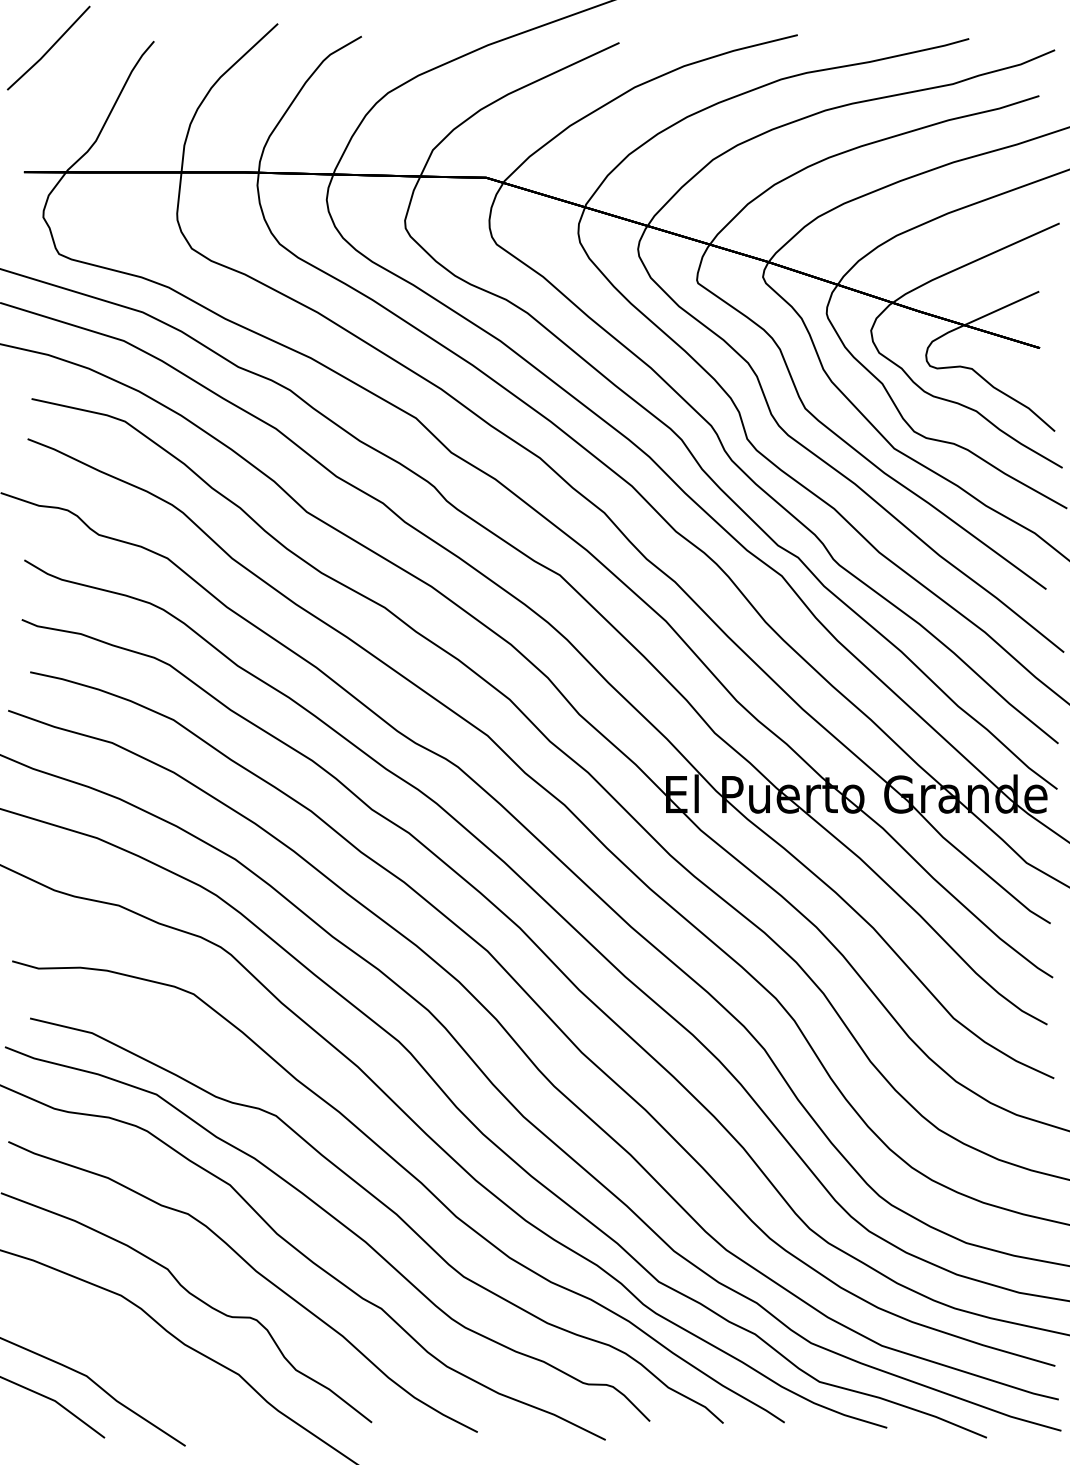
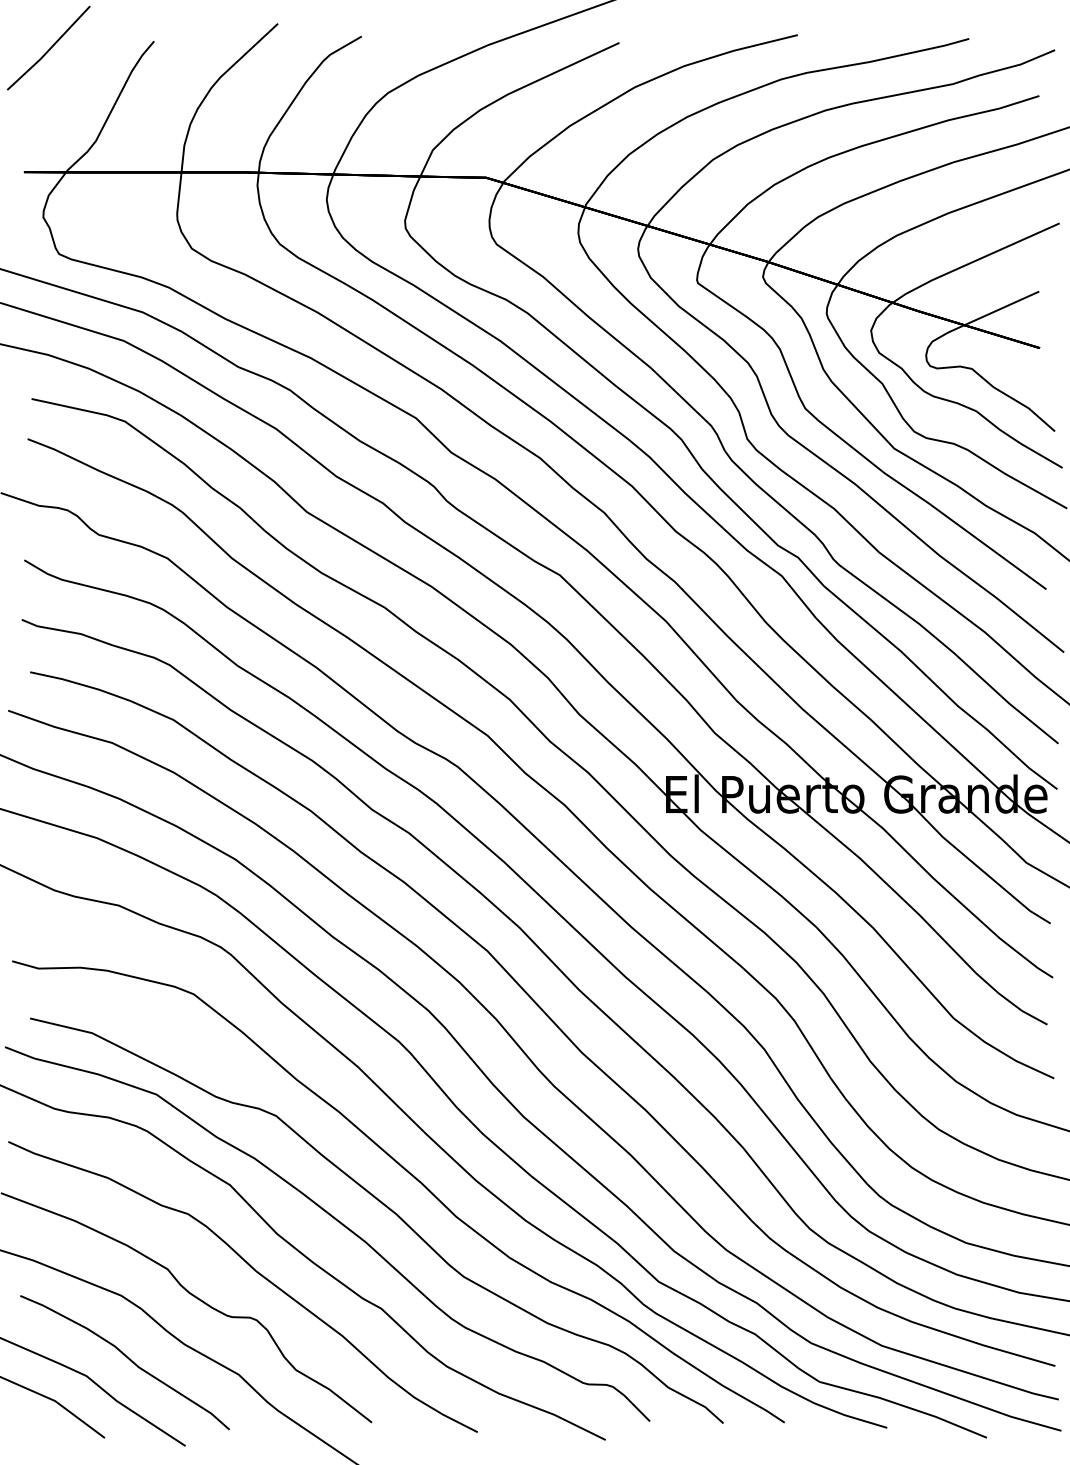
curve: none -> present (127, 1358)
